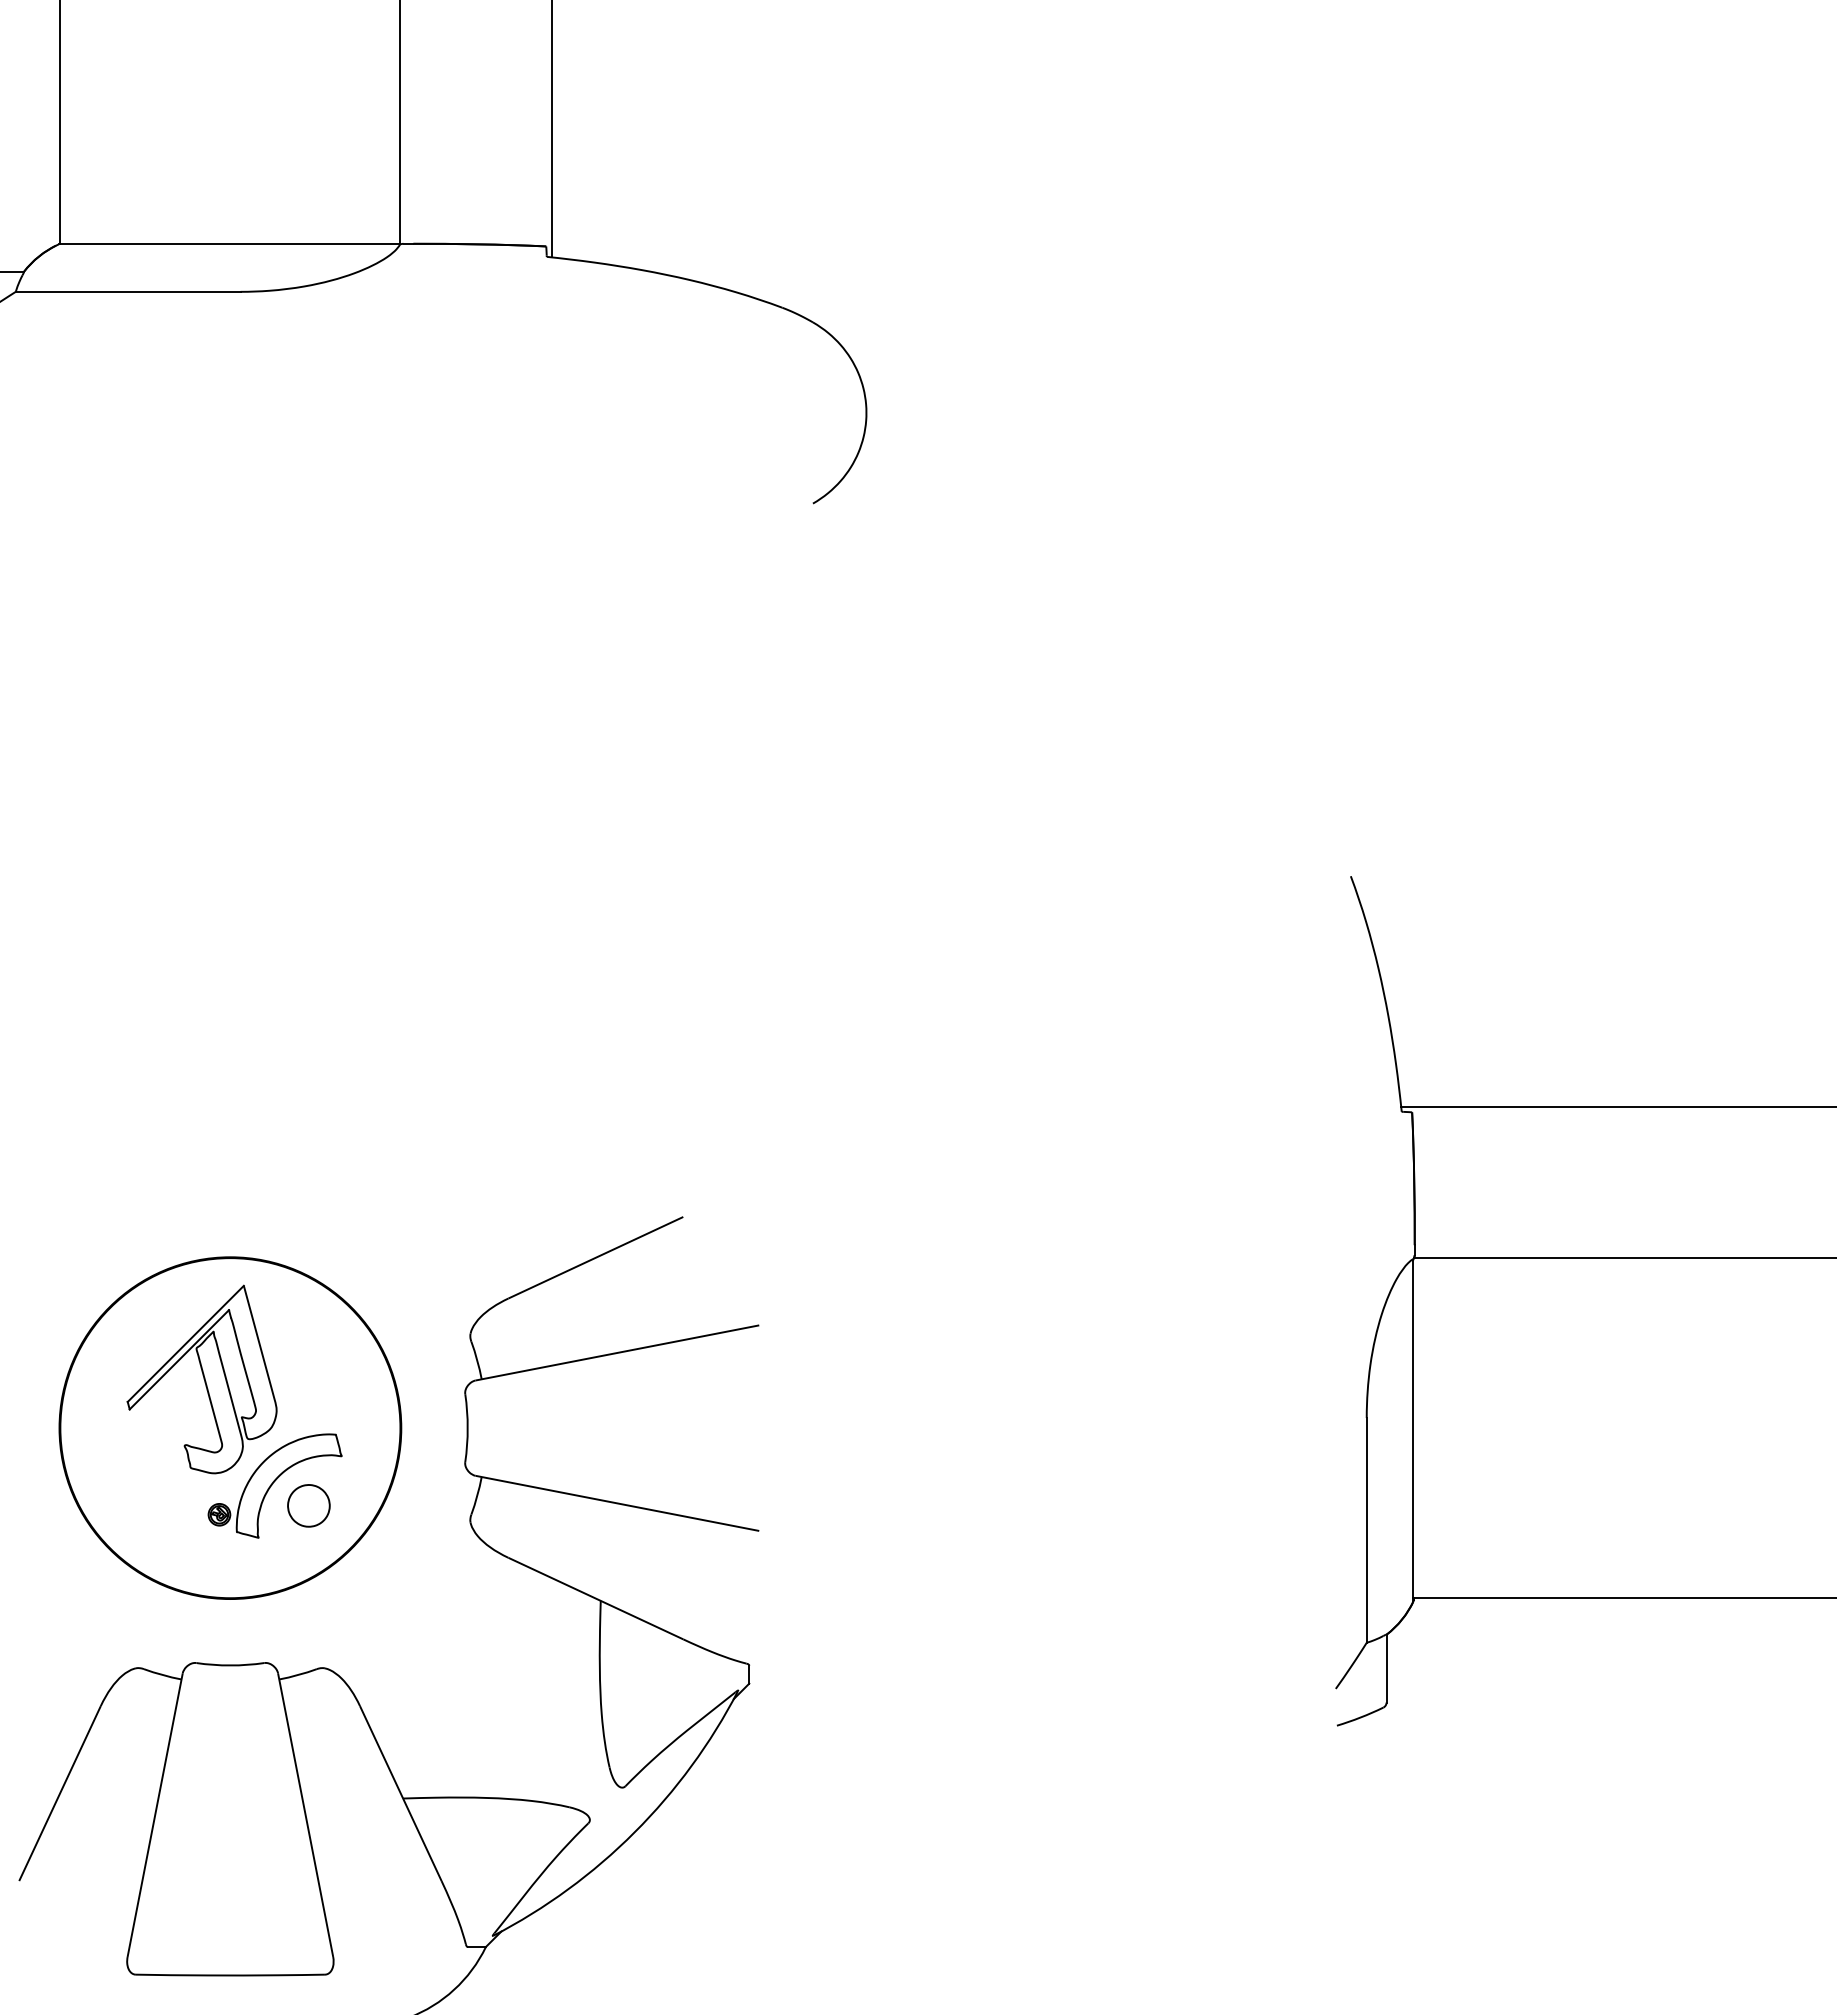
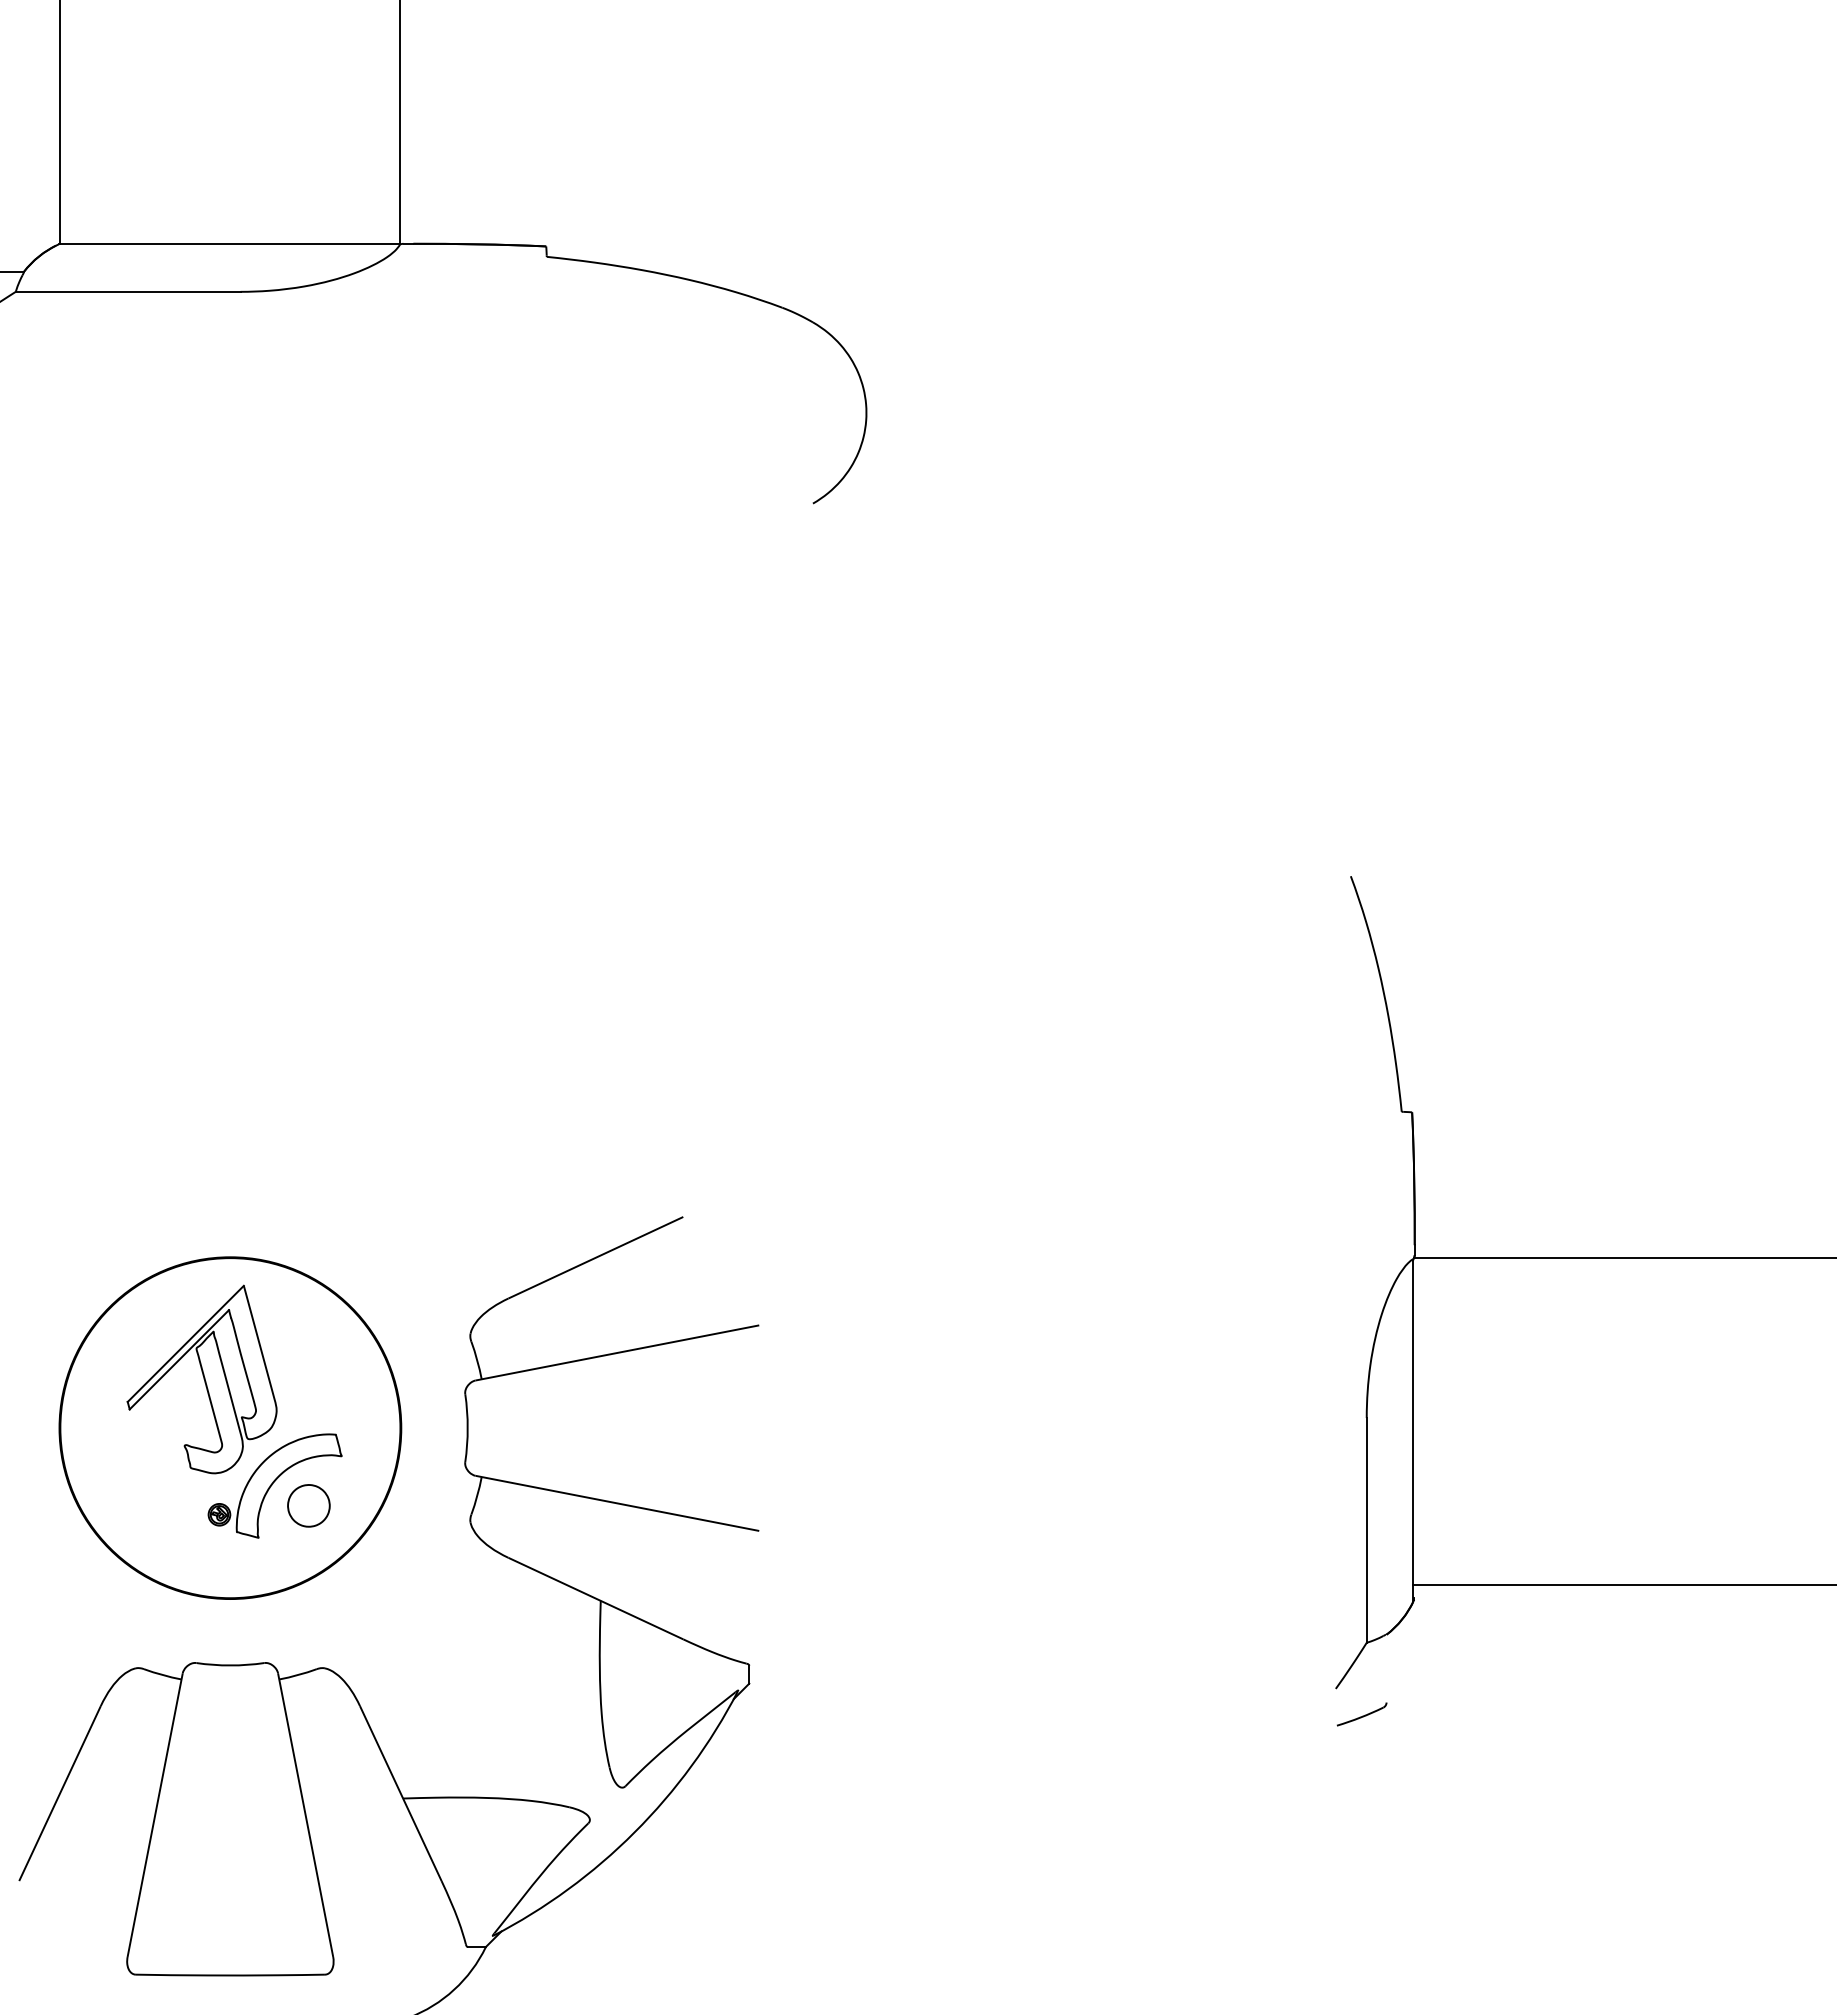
line: present -> none (551, 129)
line: present -> none (1617, 1106)
line position: (1623, 1598) -> (1623, 1585) (1623, 1585)
line: present -> none (1386, 1668)
